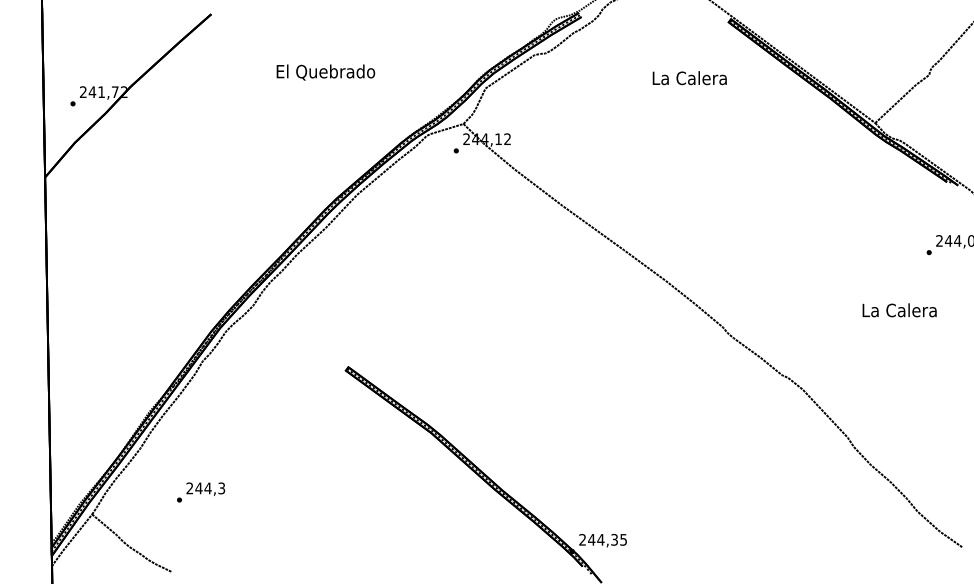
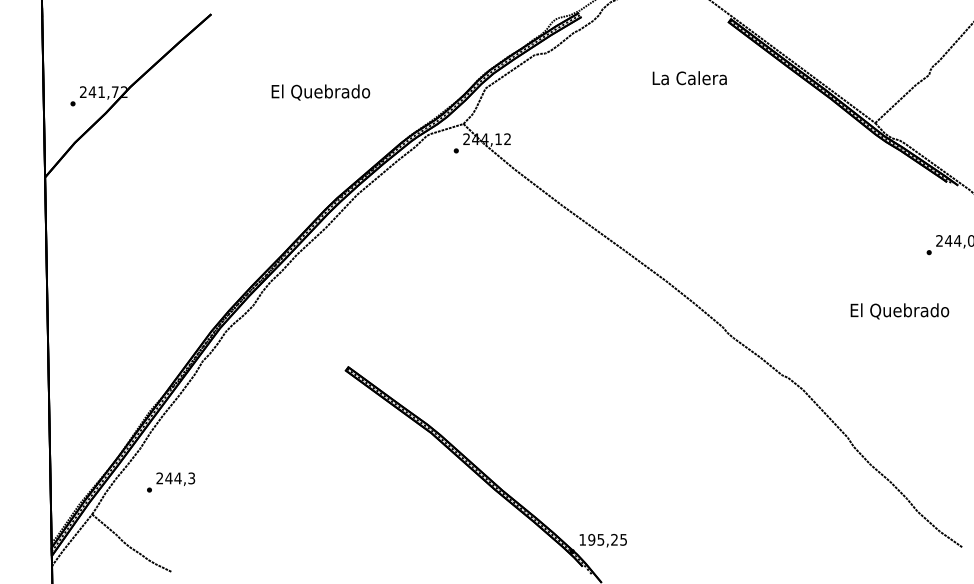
text position: (325, 72) -> (320, 92) (320, 92)
text: La Calera -> El Quebrado (899, 311)
text position: (201, 492) -> (171, 482) (171, 482)
text: 244,35 -> 195,25 (598, 539)
